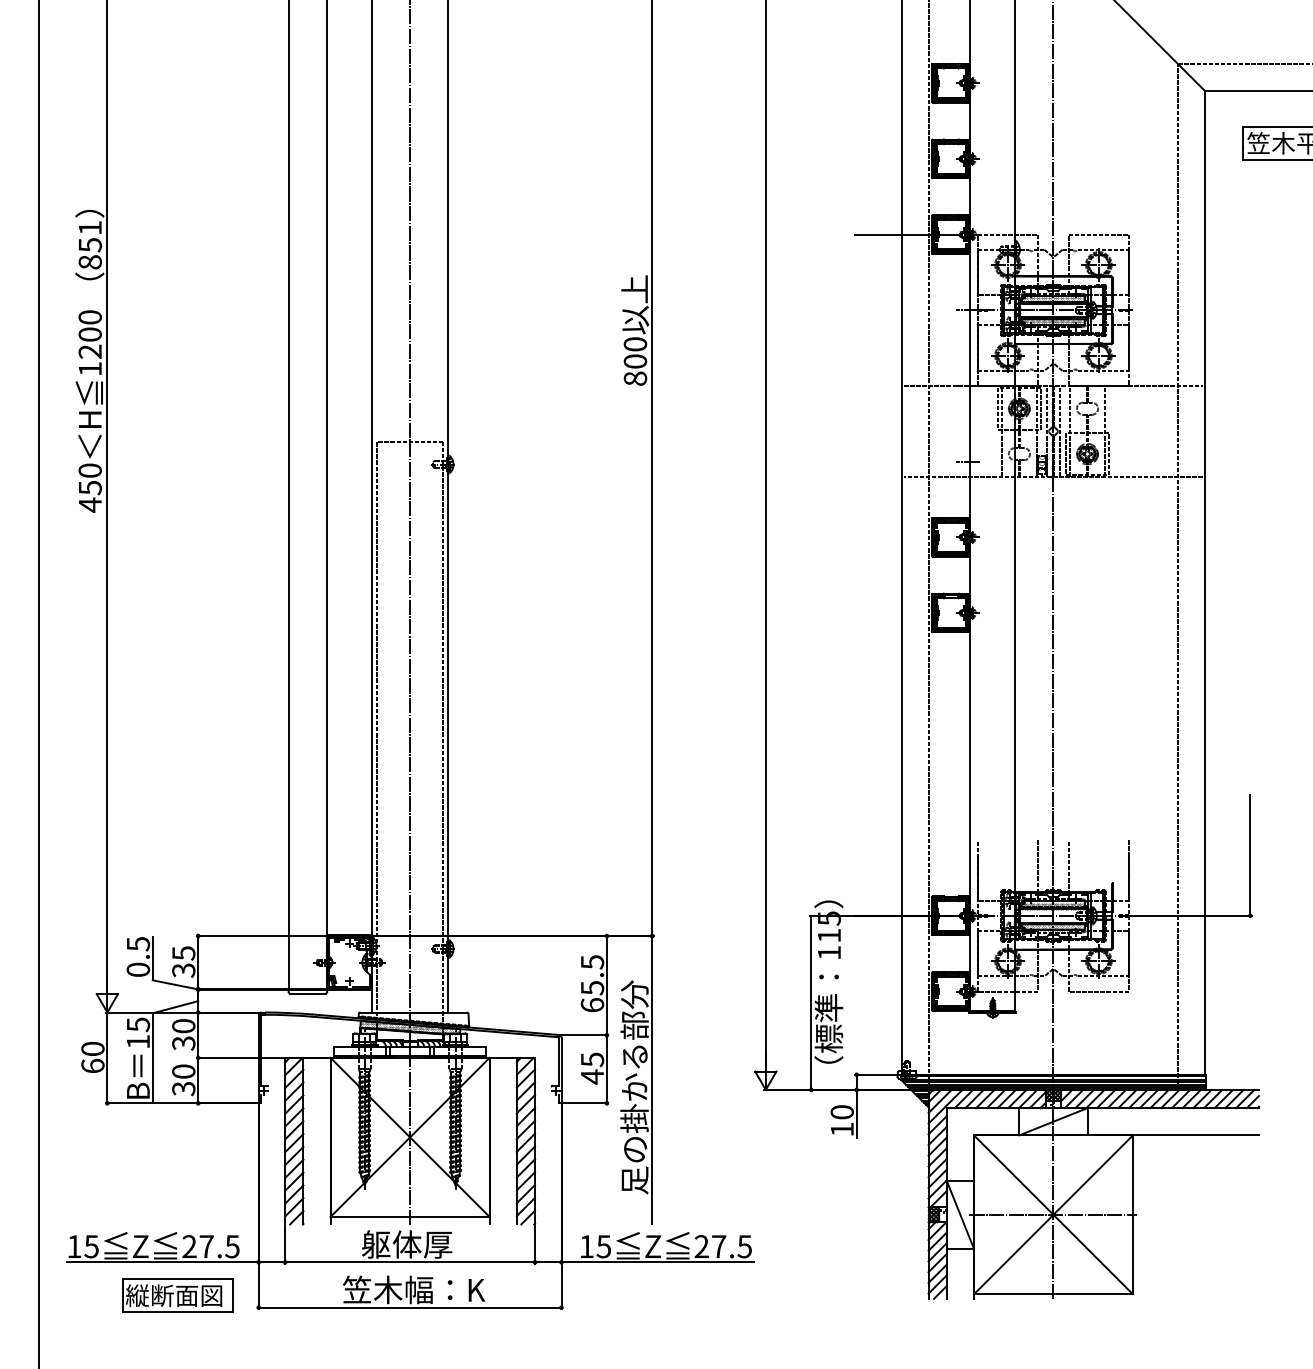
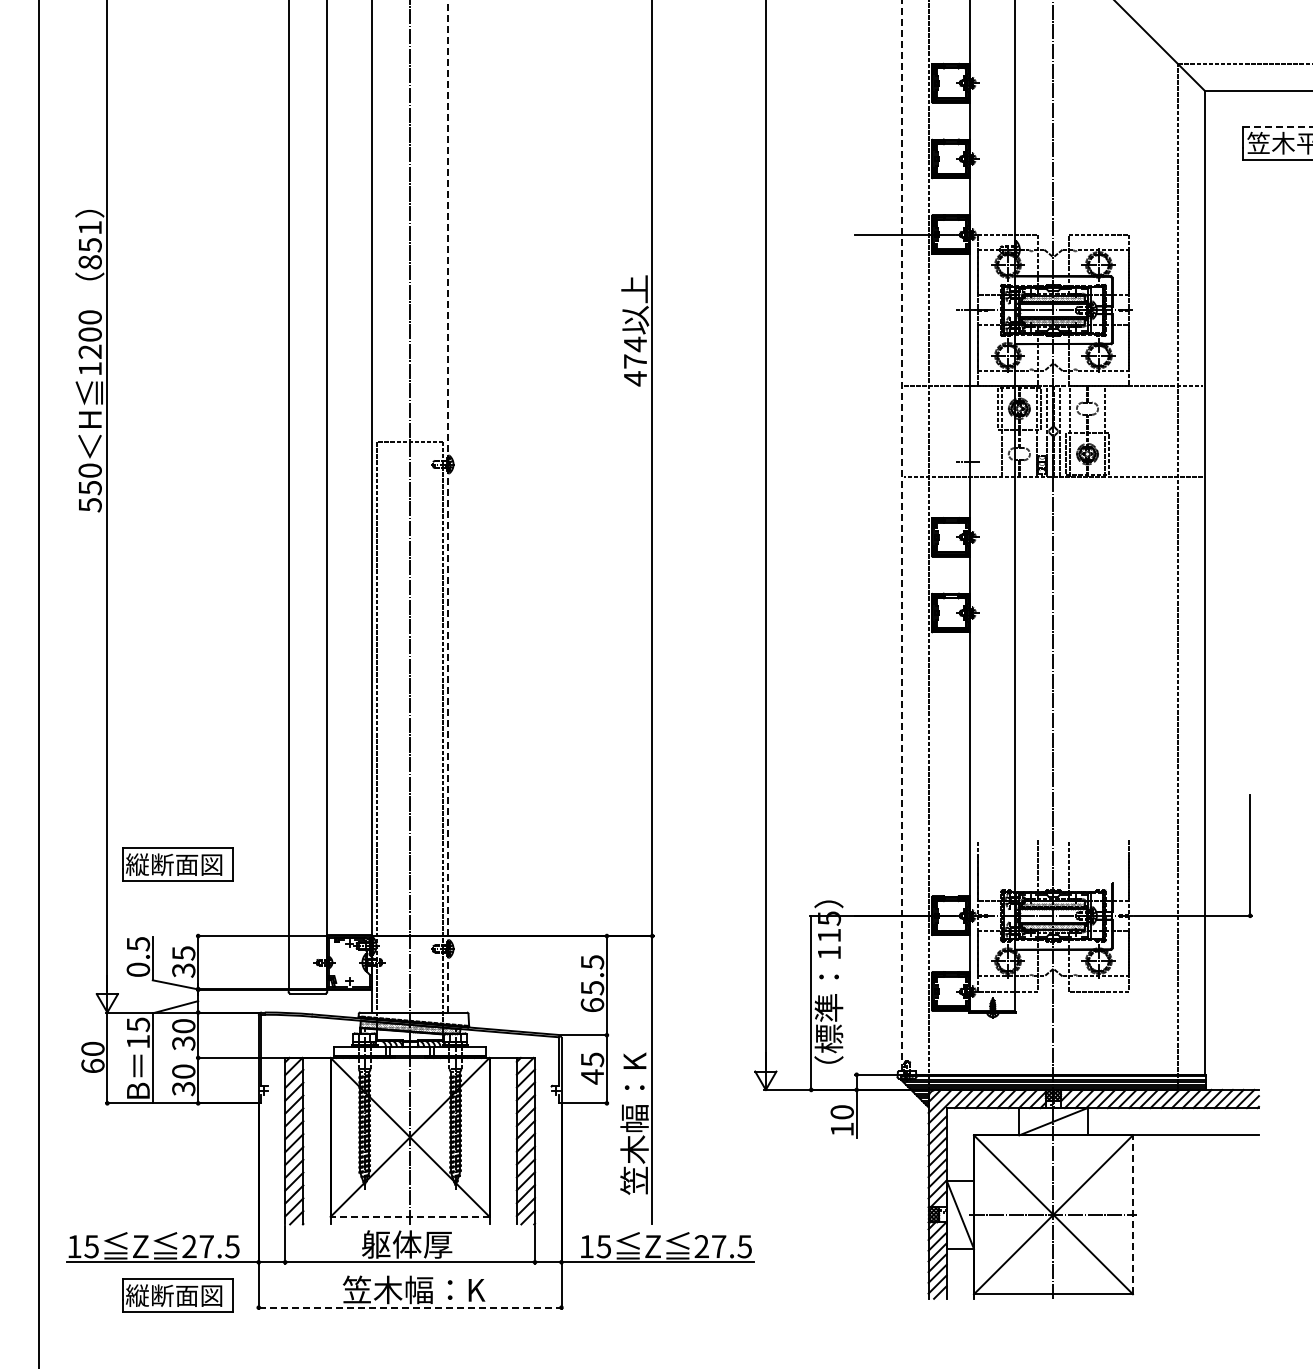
line: solid -> dashed (1277, 126)
text: 800 -> 474 (635, 361)
text: 450 -> 550 (90, 504)
line: solid -> dashed (447, 506)
line: solid -> dashed (902, 537)
part: none -> present (177, 864)
text: 足の掛かる部分 -> 笠木幅：K (634, 1087)
line: solid -> dashed (1132, 1214)
line: solid -> dashed (409, 1216)
line: solid -> dashed (410, 1307)
